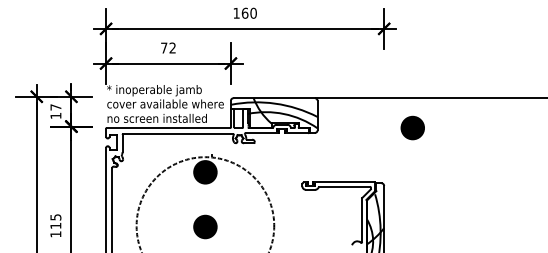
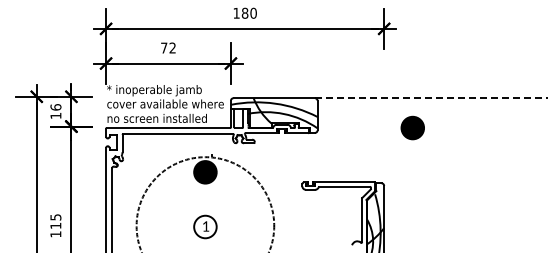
text: 160 -> 180 (244, 12)
line: solid -> dashed (431, 98)
text: 17 -> 16 (55, 107)
fill: present -> none (205, 226)
